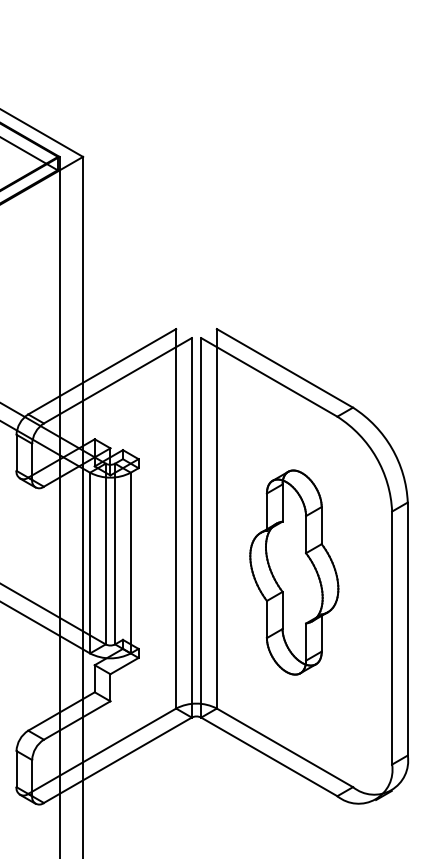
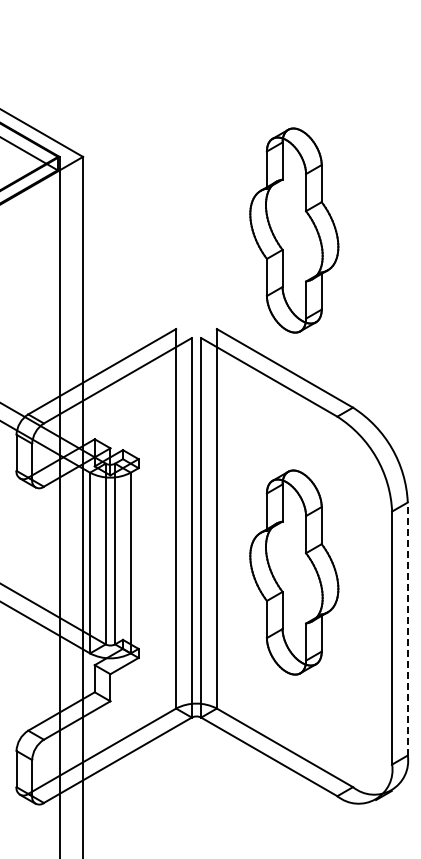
part: none -> present (294, 230)
line: solid -> dashed (407, 629)
